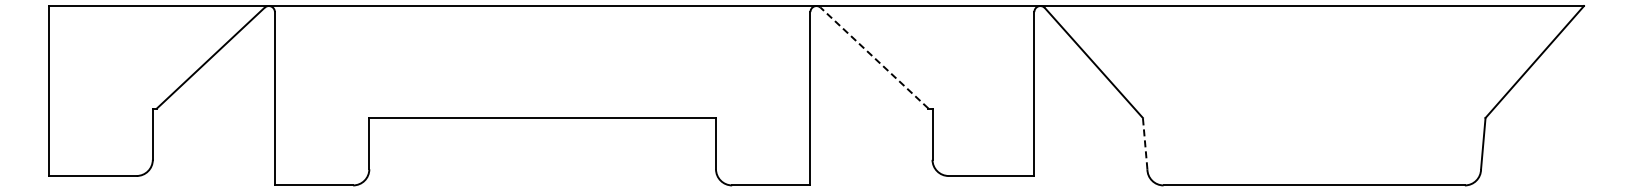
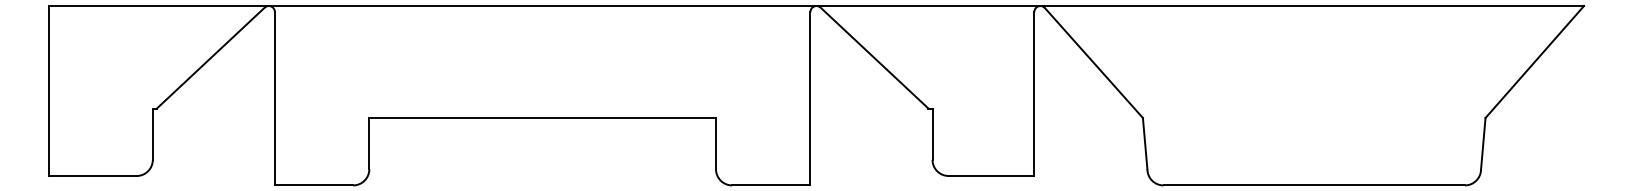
line: dashed -> solid (874, 58)
line: dashed -> solid (1145, 143)
